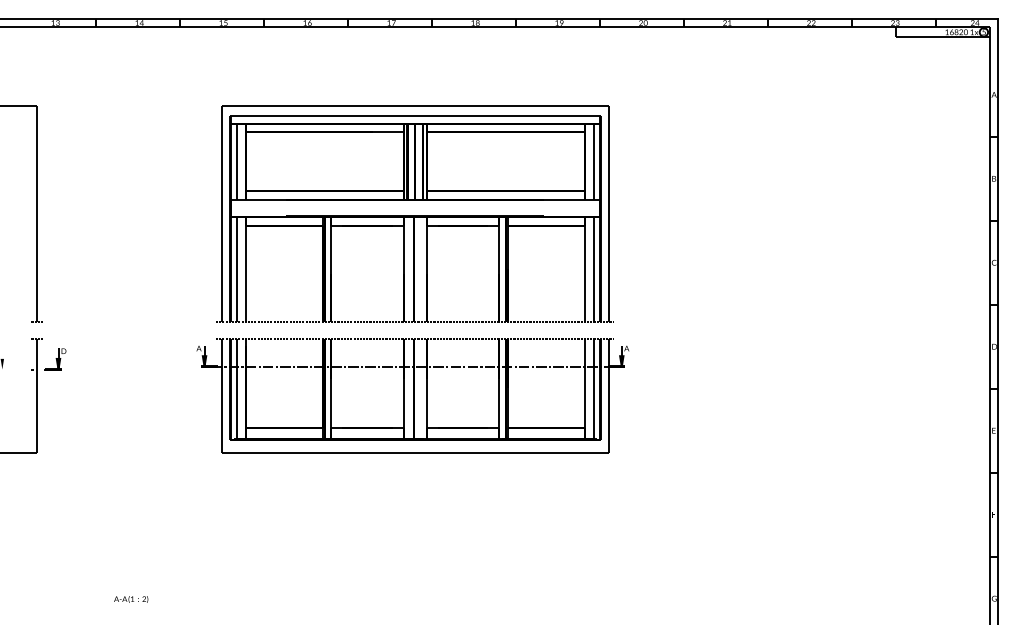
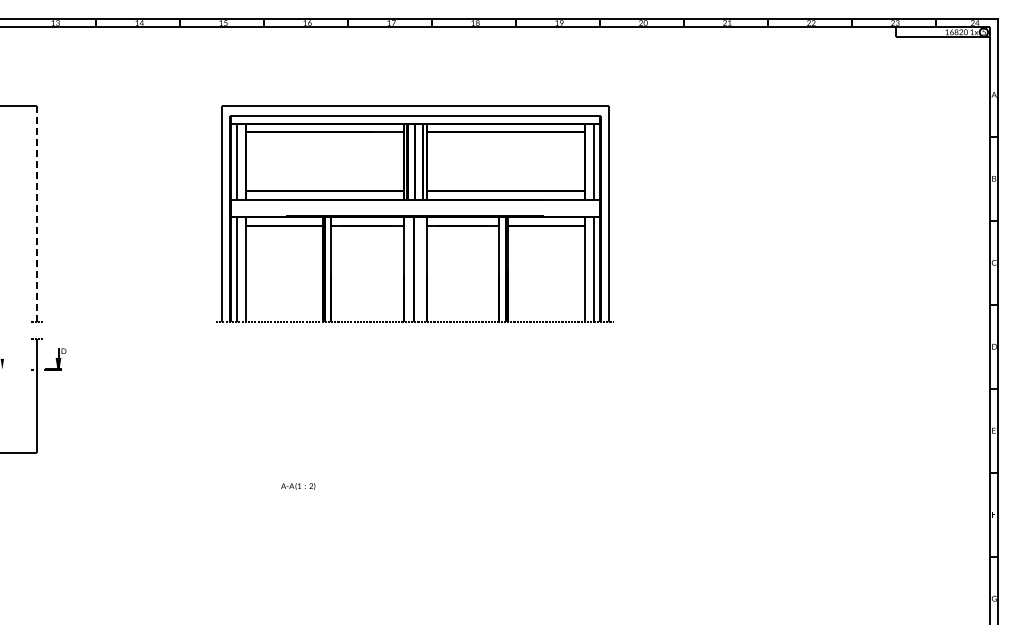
line: solid -> dashed (37, 214)
part: present -> none (412, 395)
text position: (131, 599) -> (298, 486) (298, 486)
